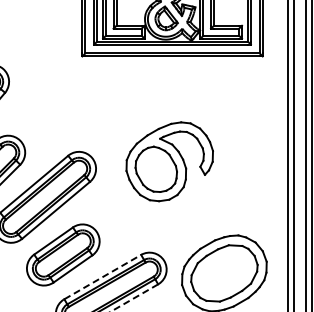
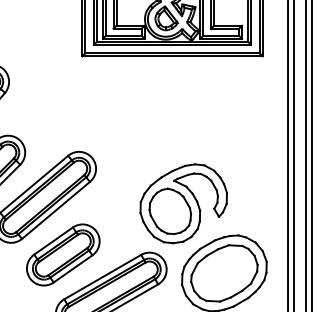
part position: (169, 161) -> (183, 203) (183, 203)
line: dashed -> solid (103, 276)
line: dashed -> solid (134, 298)
